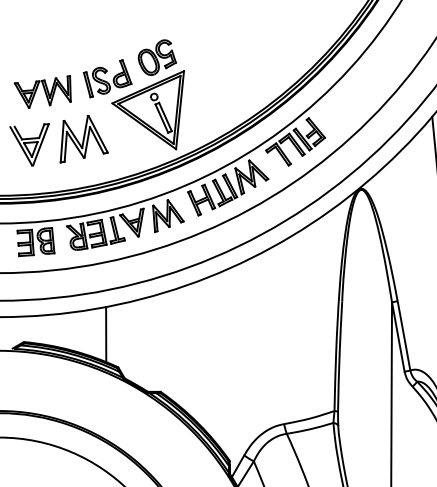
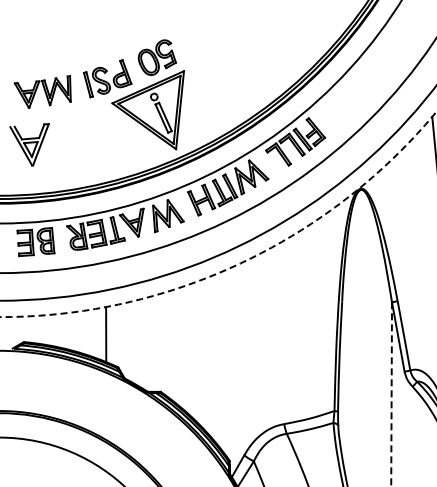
part: present -> none (83, 139)
arc: solid -> dashed (243, 261)
line: solid -> dashed (391, 394)
